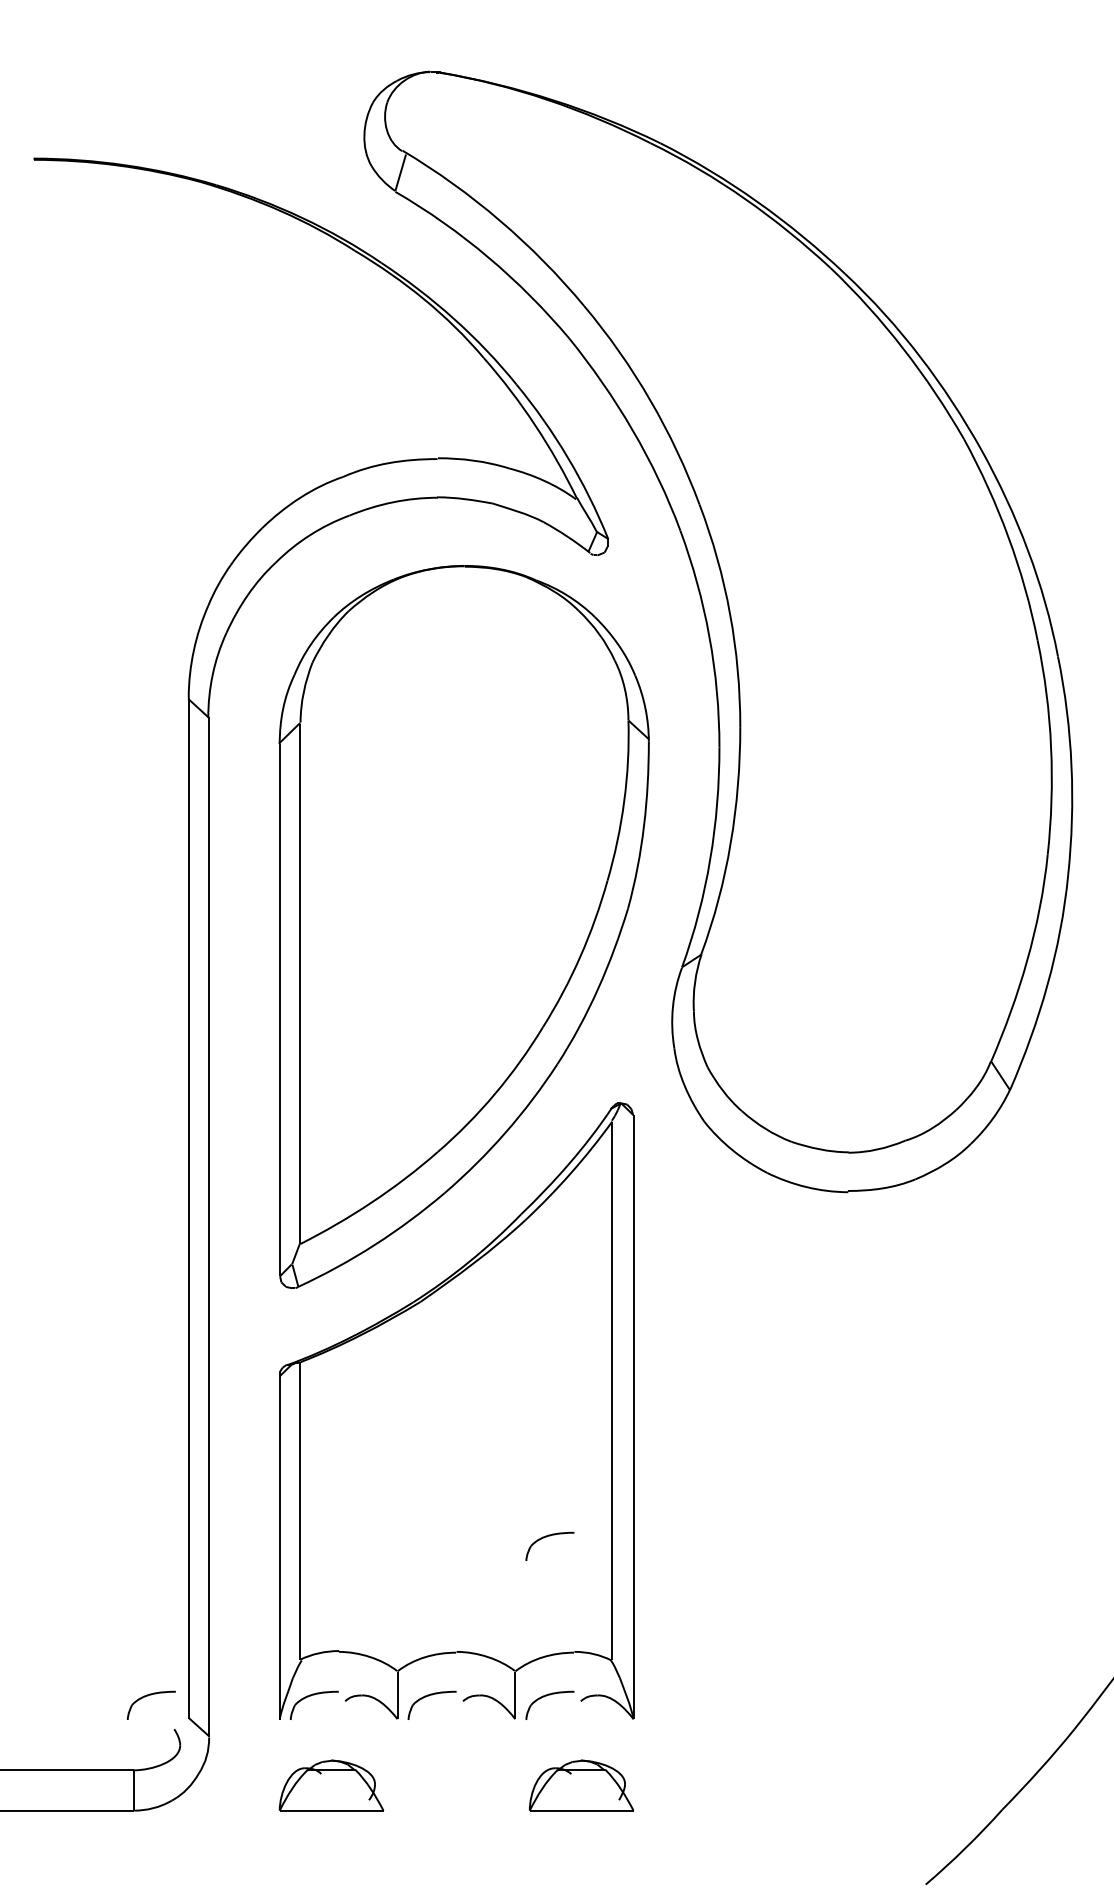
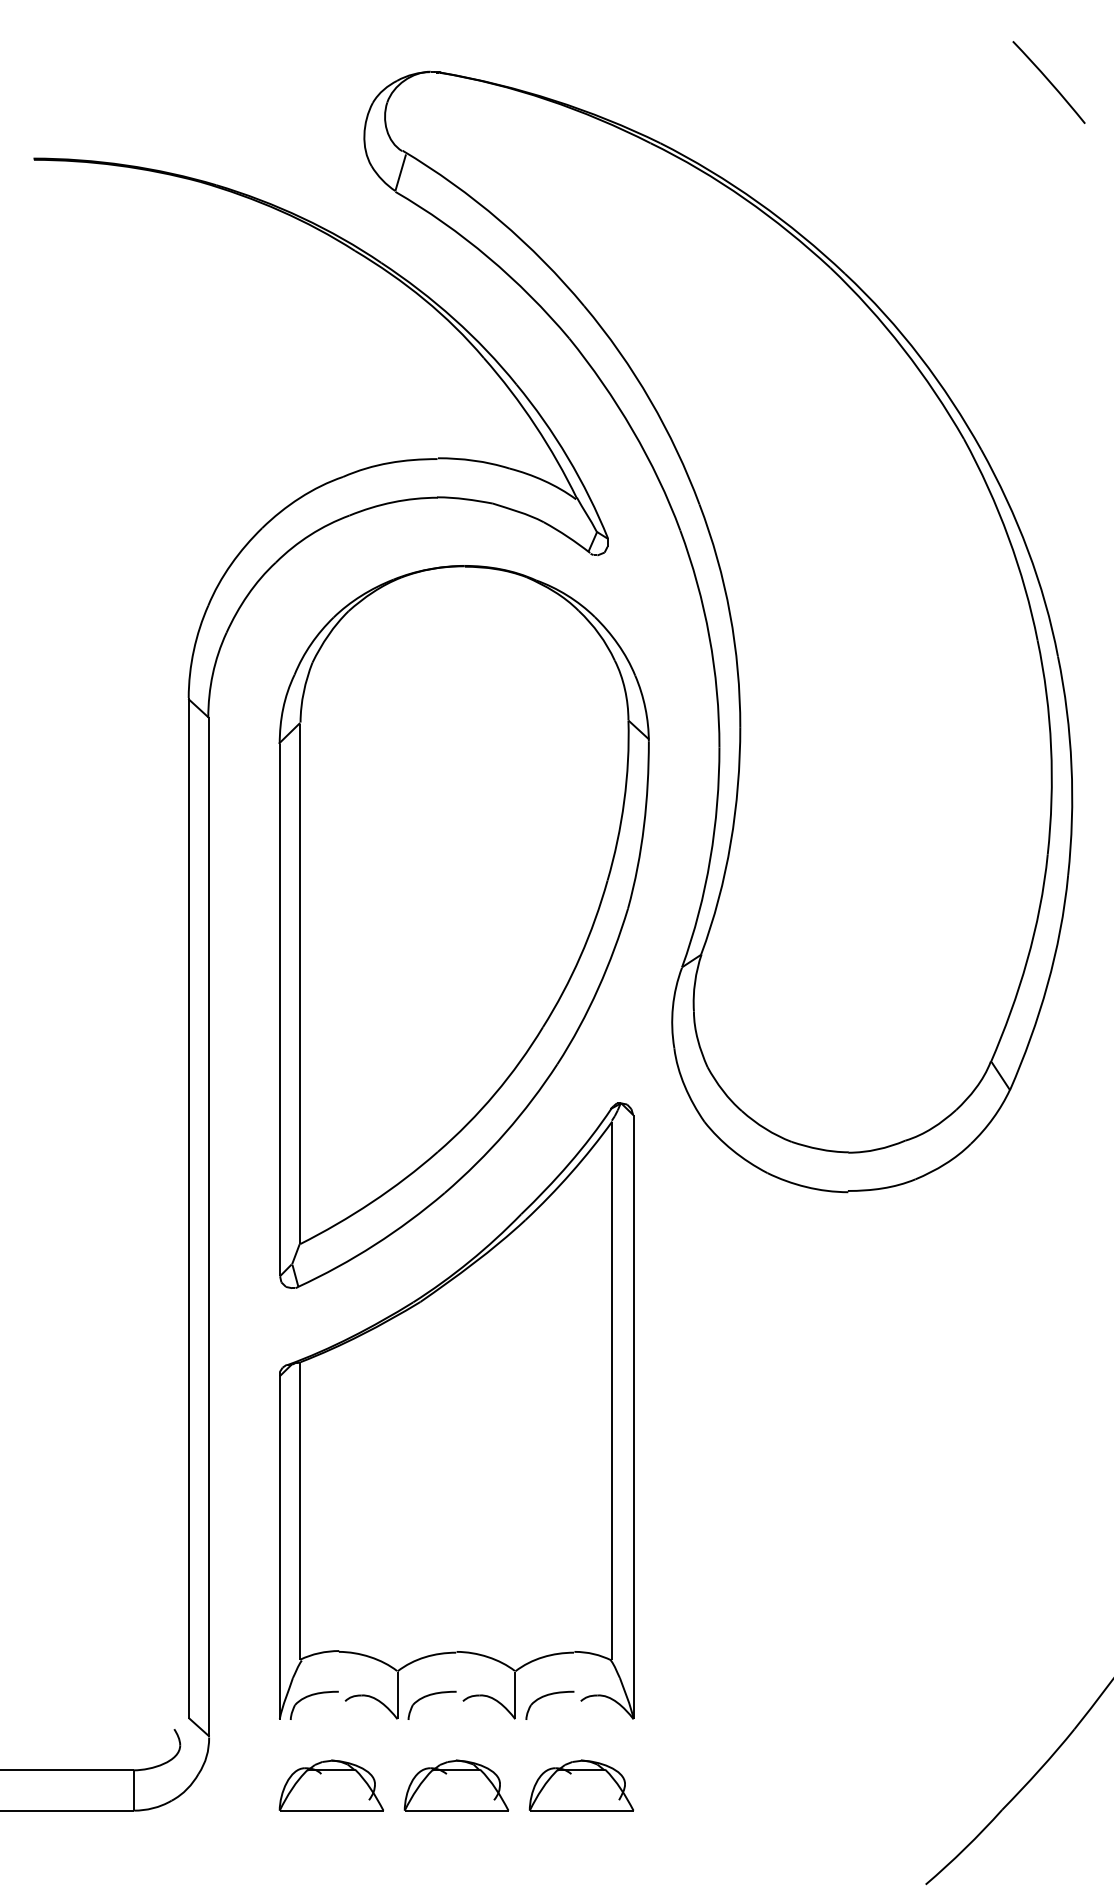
curve: none -> present (1048, 81)
part: present -> none (546, 1537)
part: present -> none (148, 1696)
part: none -> present (455, 1785)
